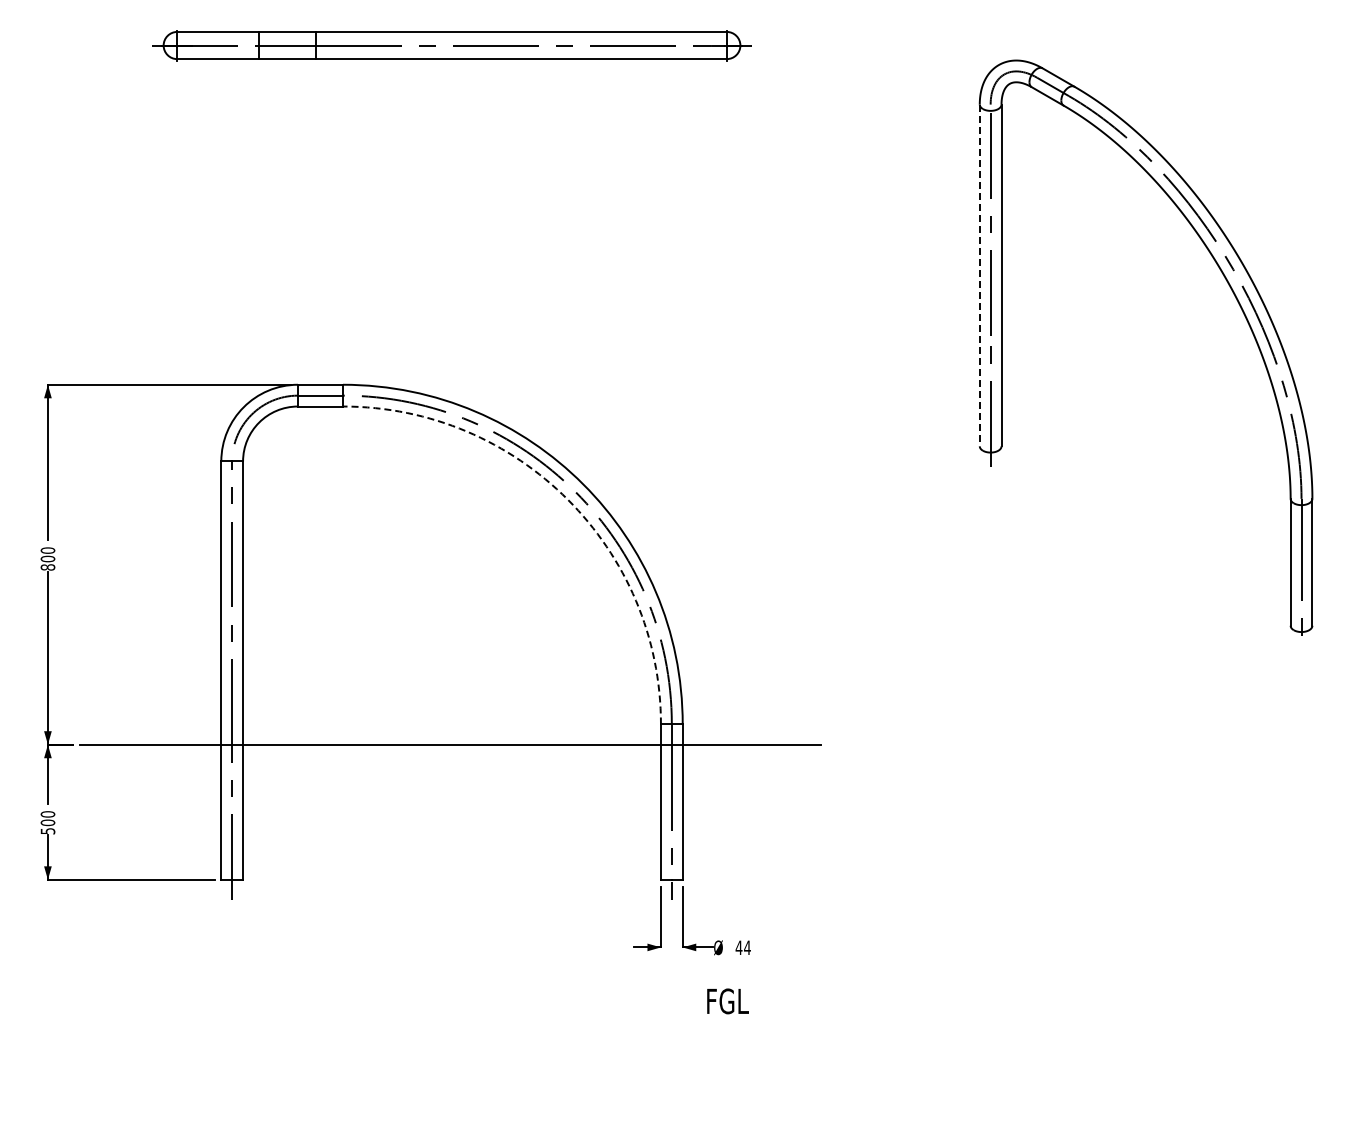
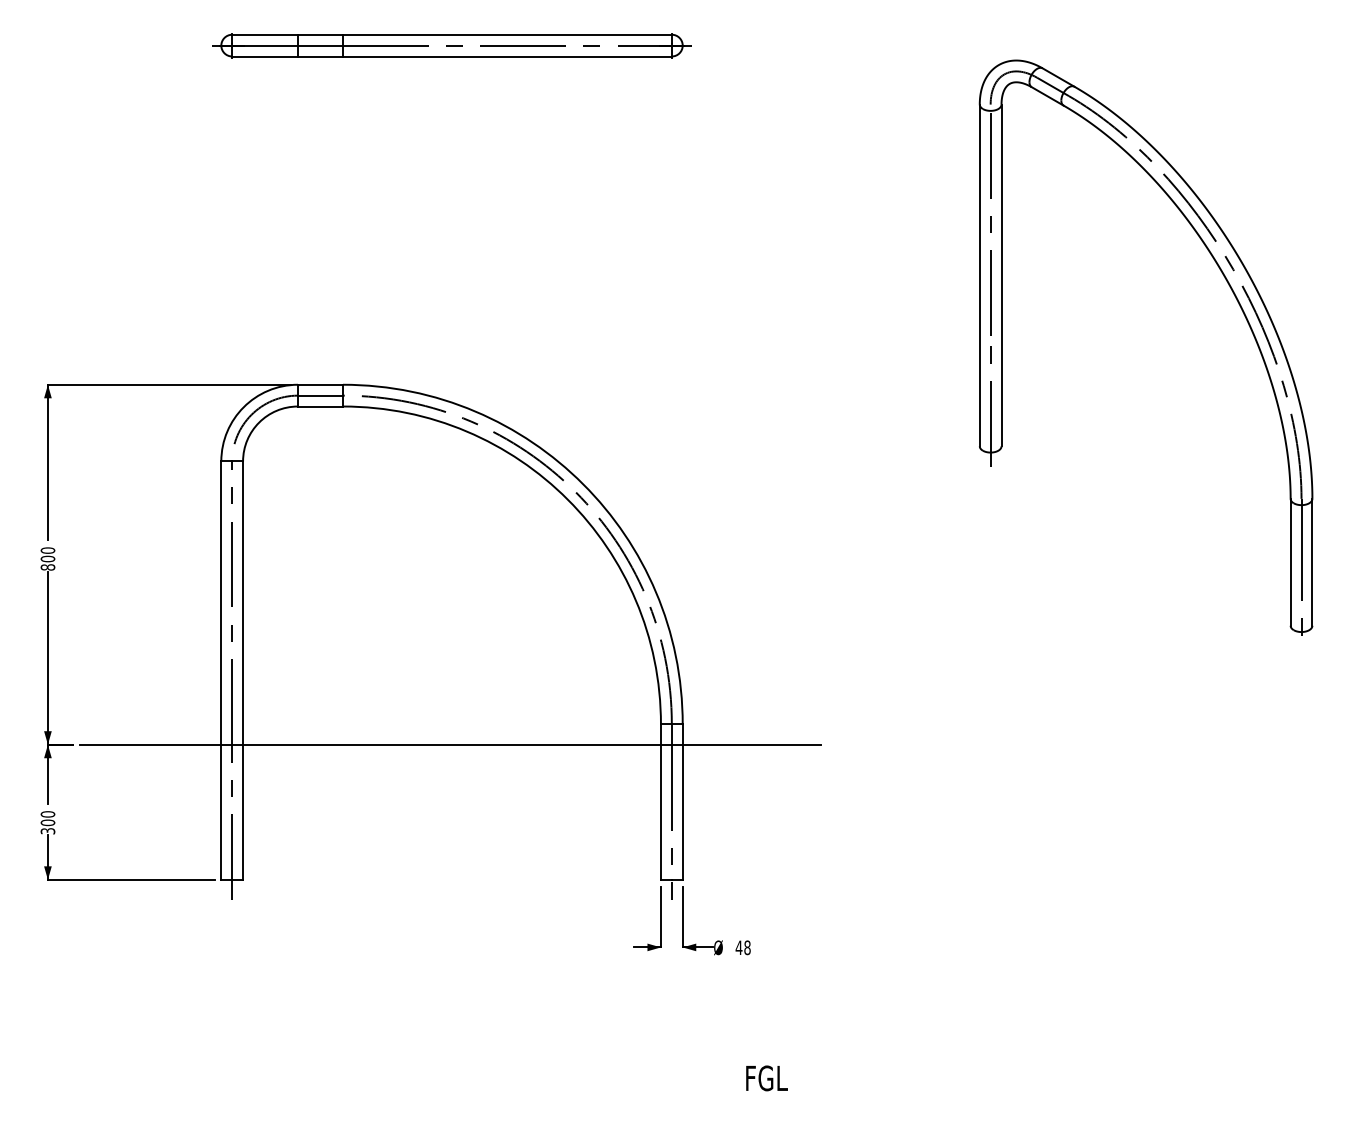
part size: 600x32 px -> 480x26 px (451, 45)
line: dashed -> solid (979, 275)
arc: dashed -> solid (567, 499)
text: 500 -> 300 (47, 831)
text: 44 -> 48 (747, 947)
text position: (727, 1001) -> (766, 1078) (766, 1078)
